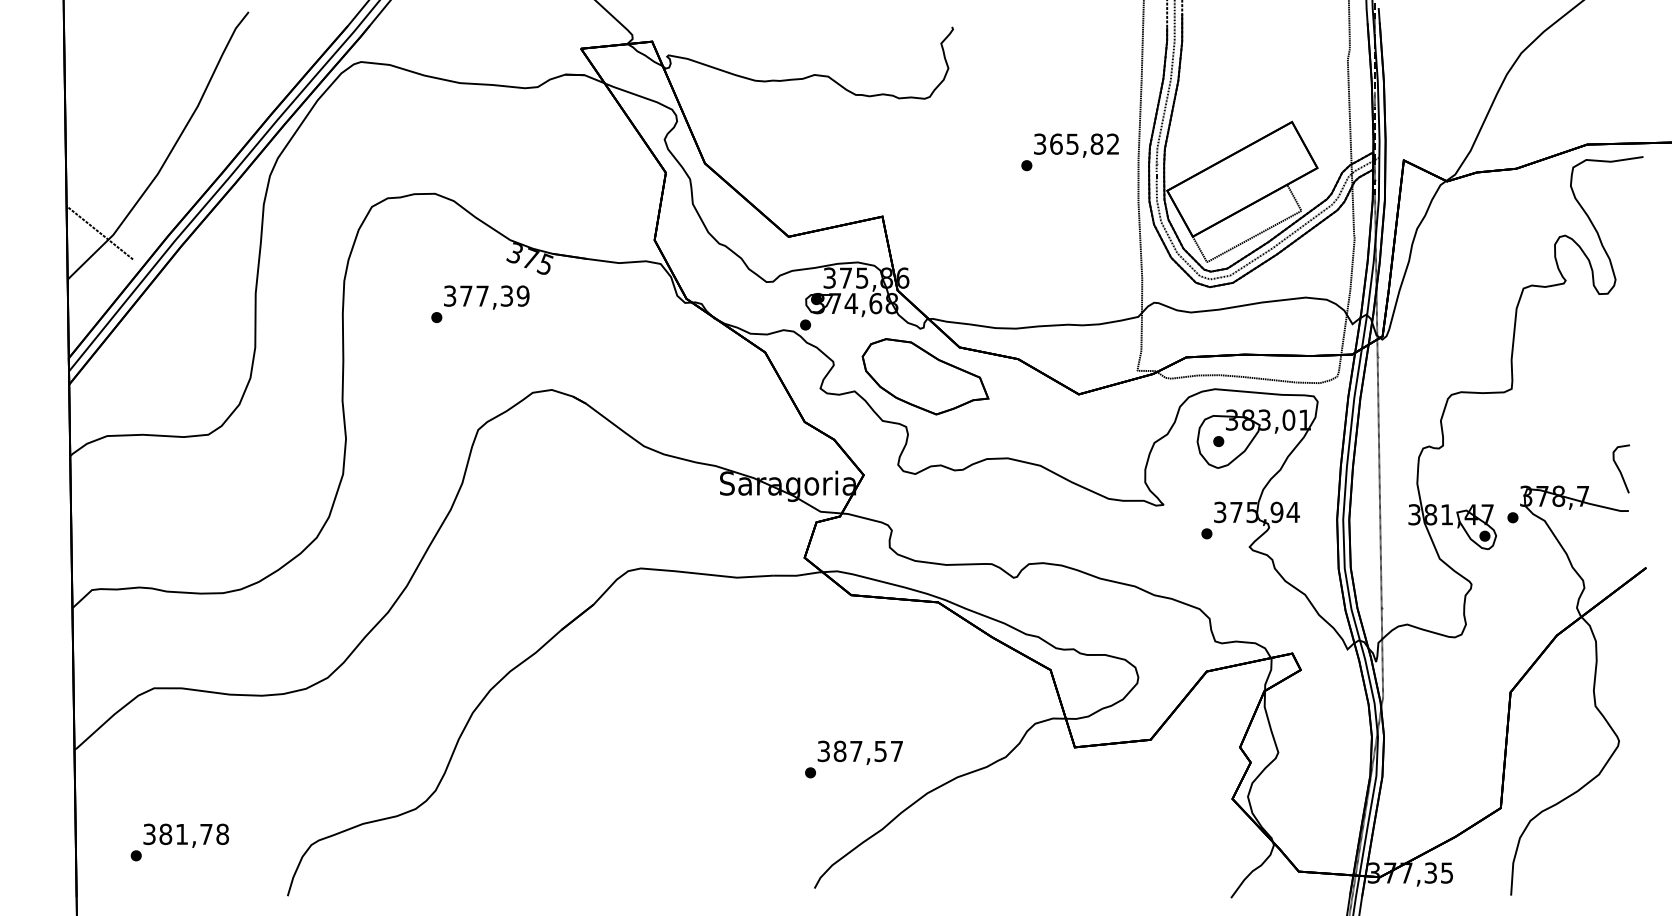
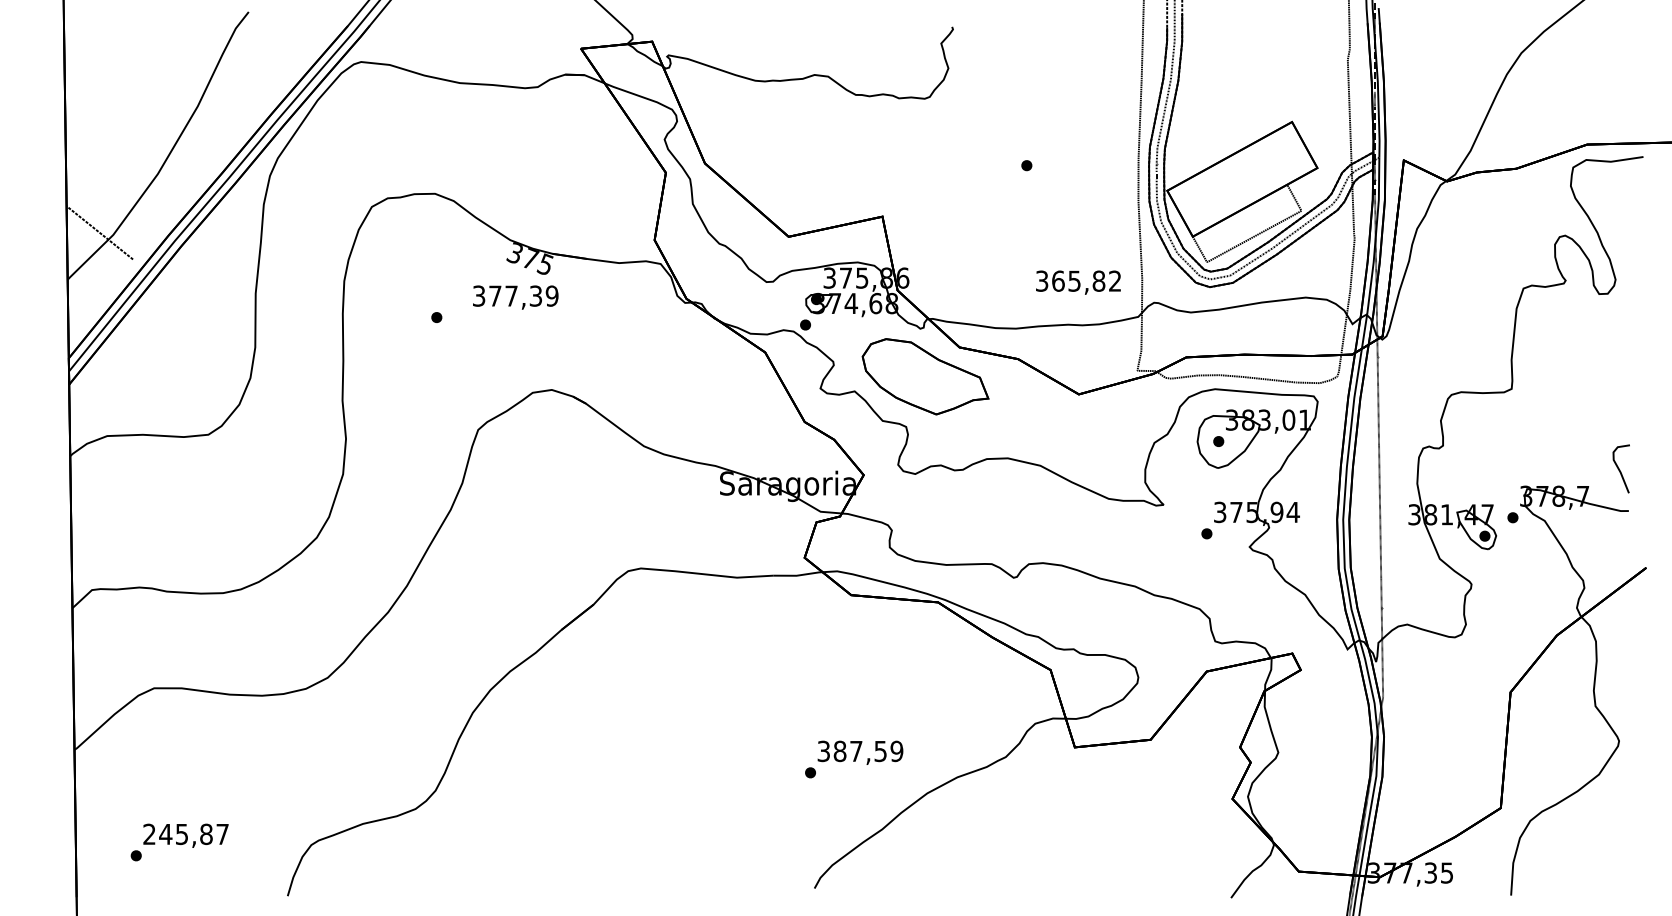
text position: (1076, 145) -> (1078, 282) (1078, 282)
text position: (486, 297) -> (515, 297) (515, 297)
text: 387,57 -> 387,59 (896, 751)
text: 381,78 -> 245,87 (186, 834)
